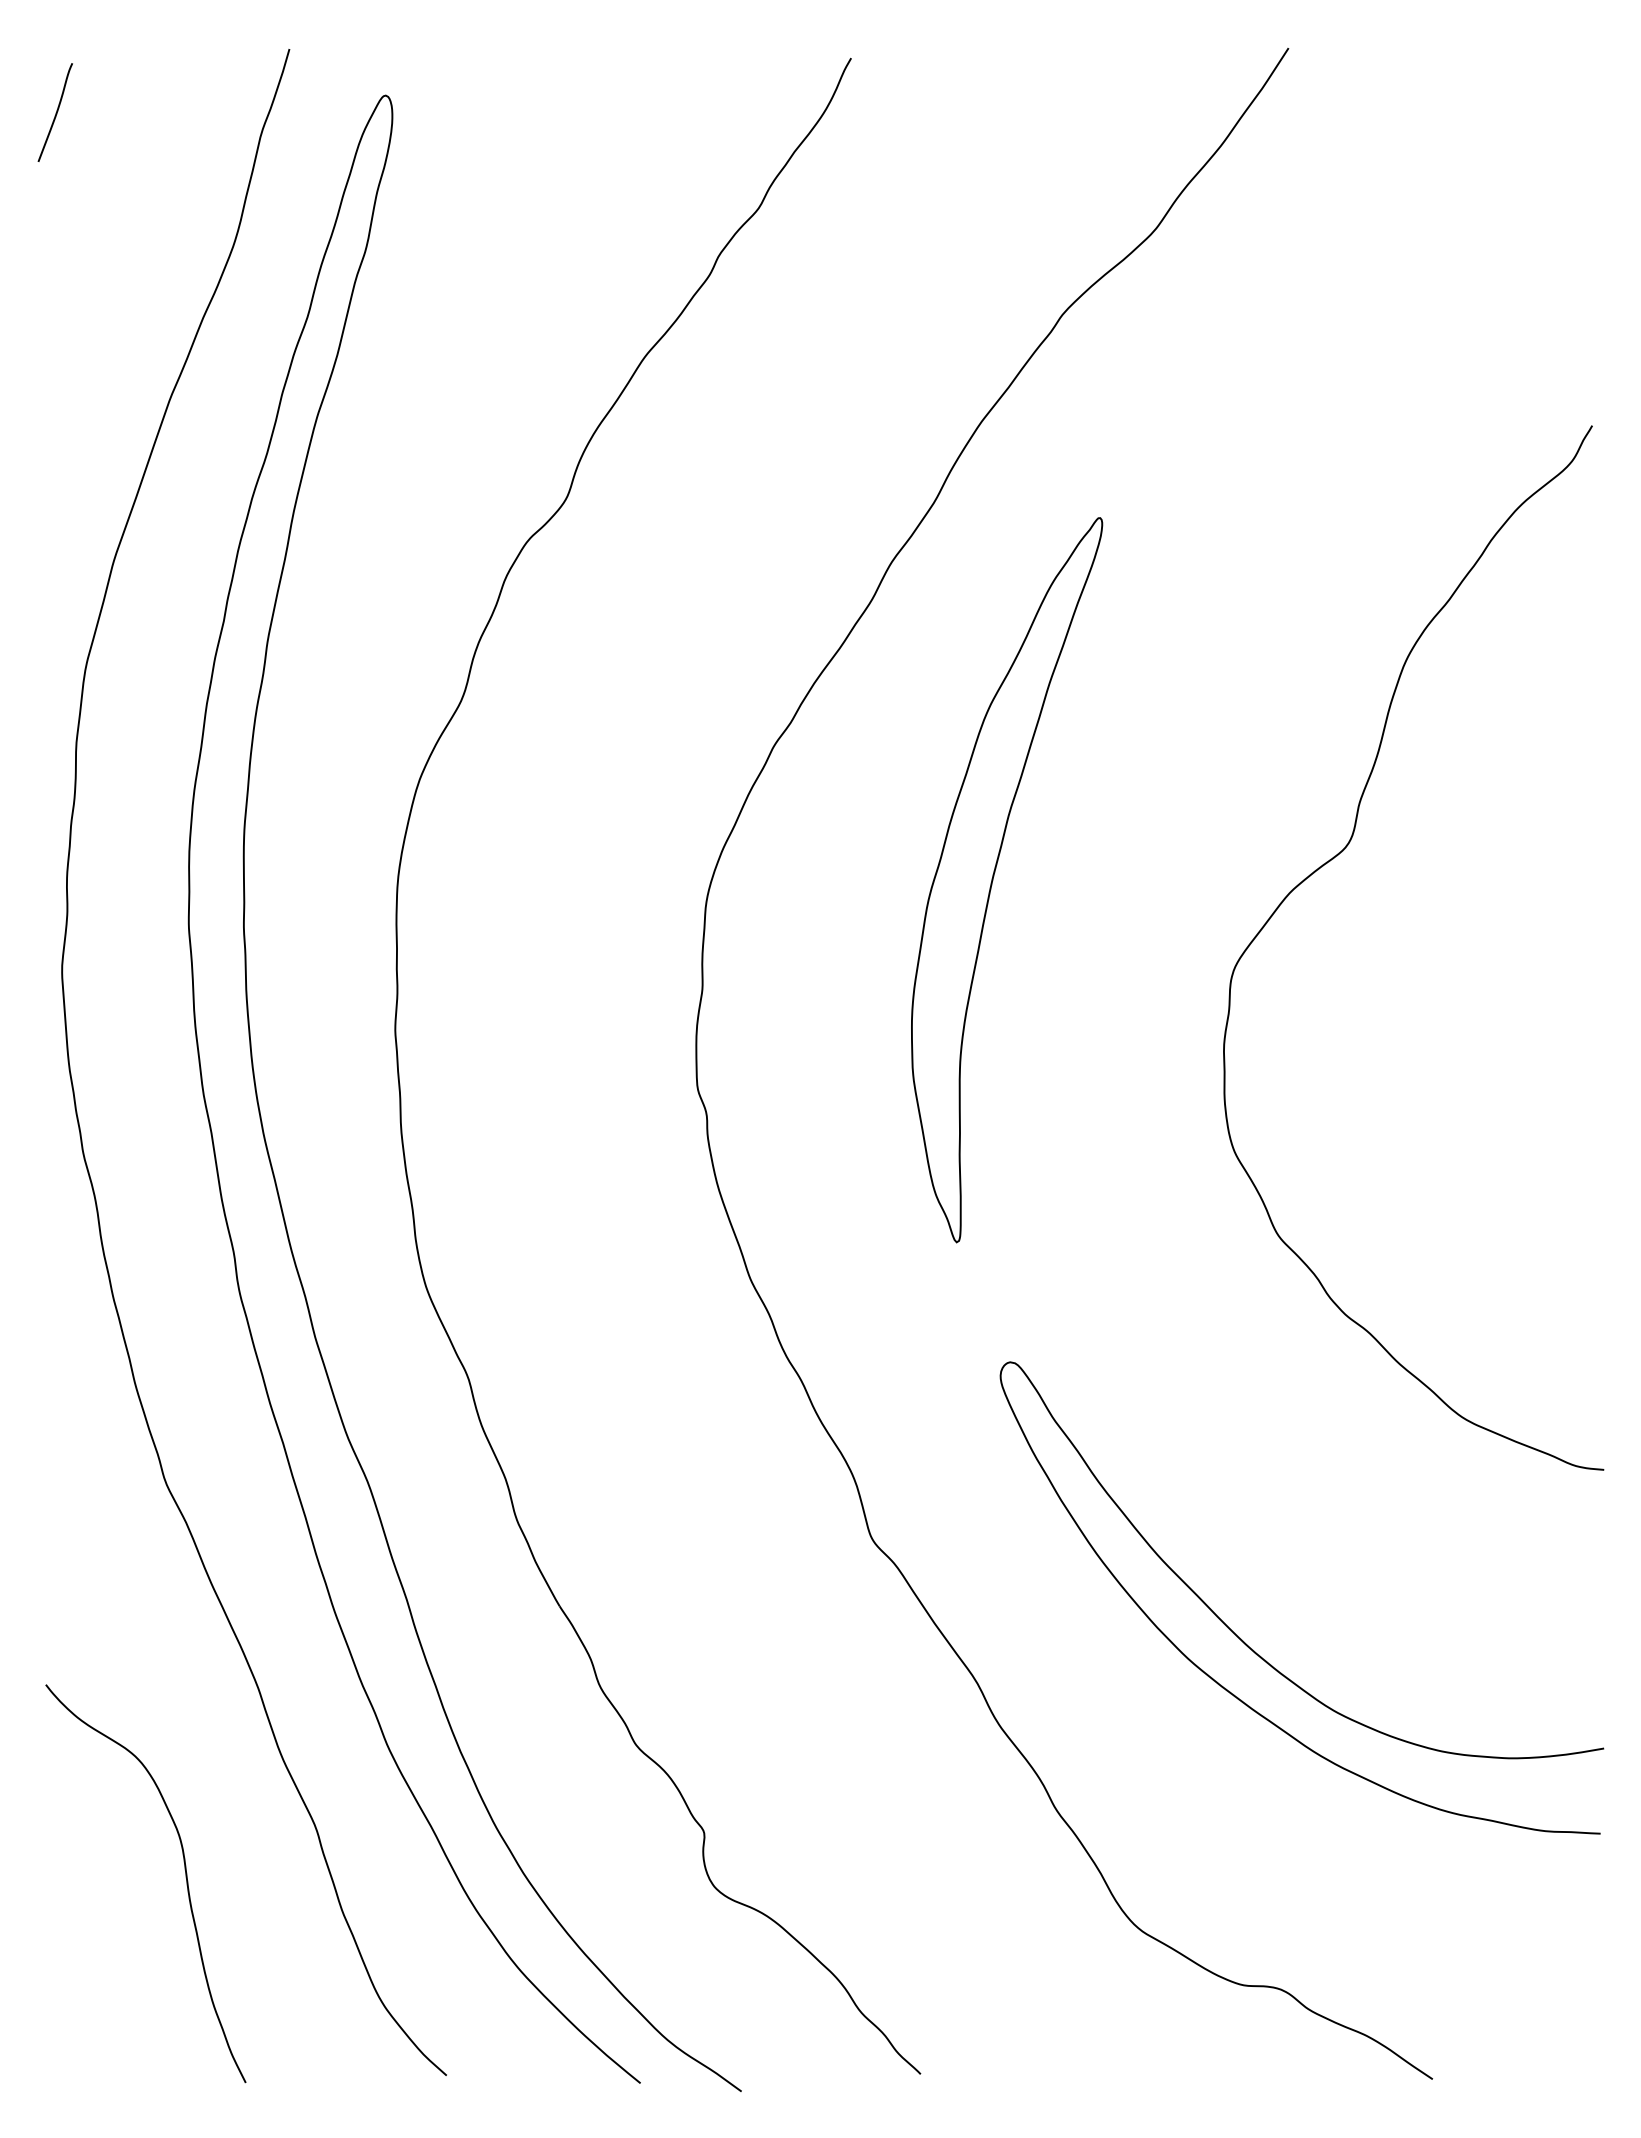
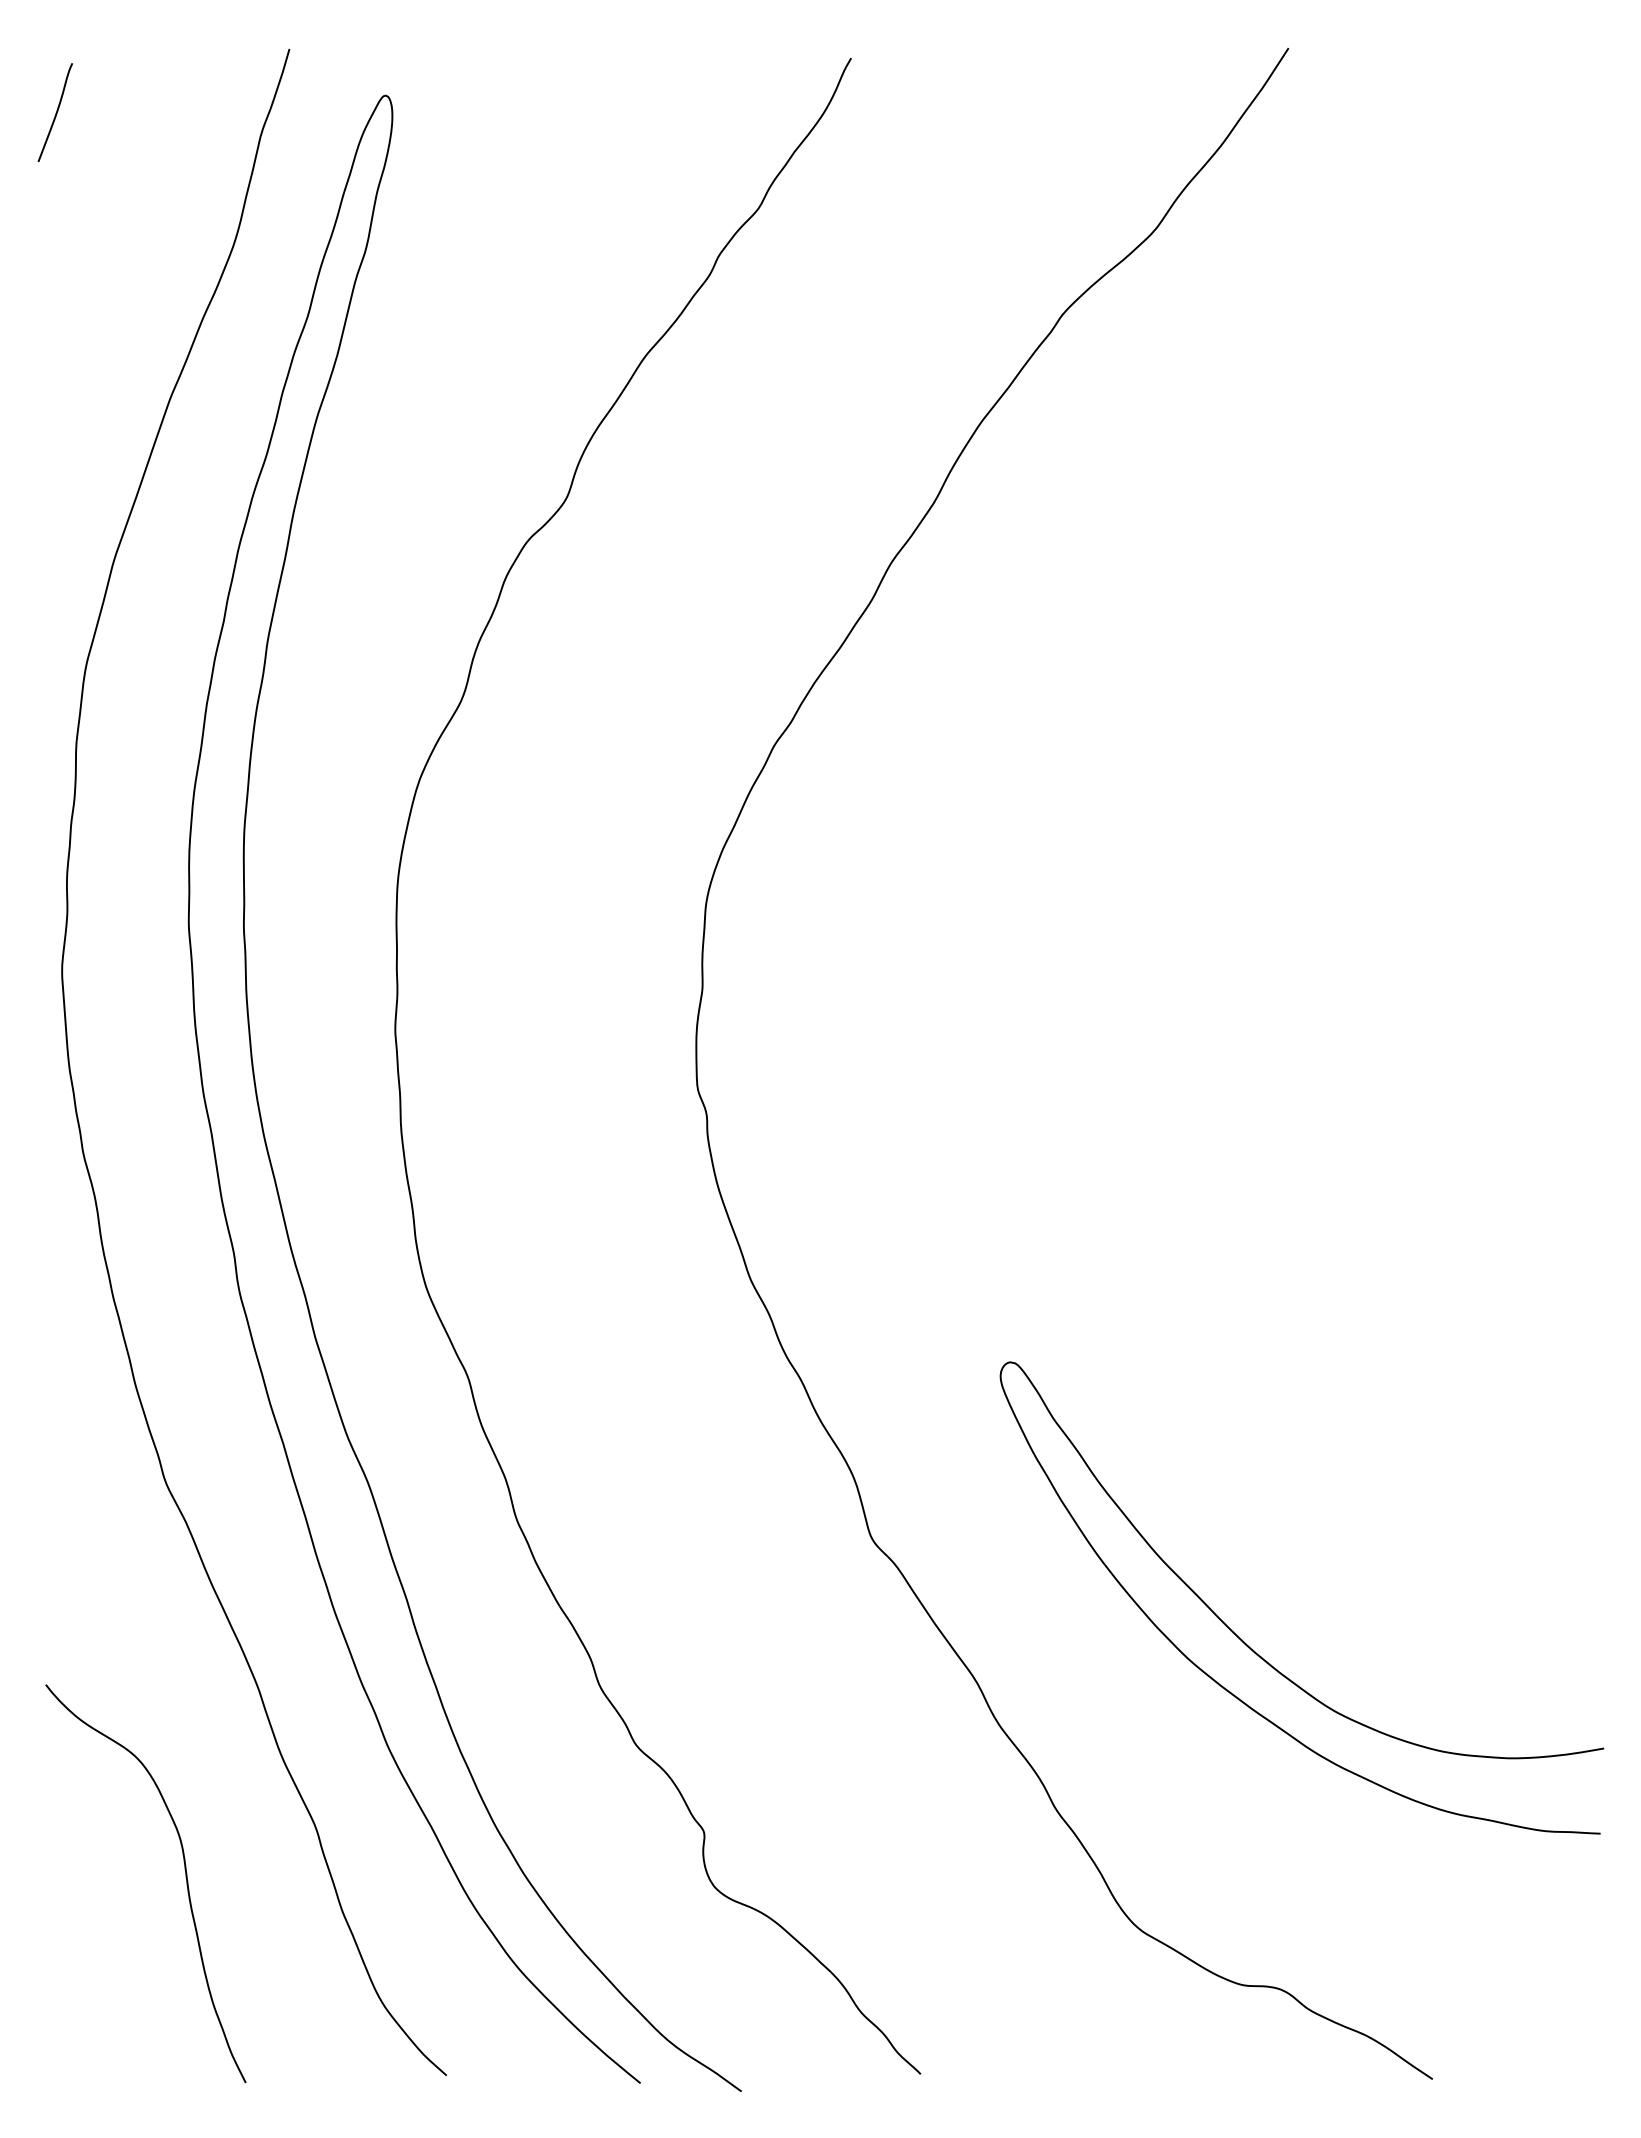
curve: present -> none (1337, 856)
part: present -> none (994, 876)
